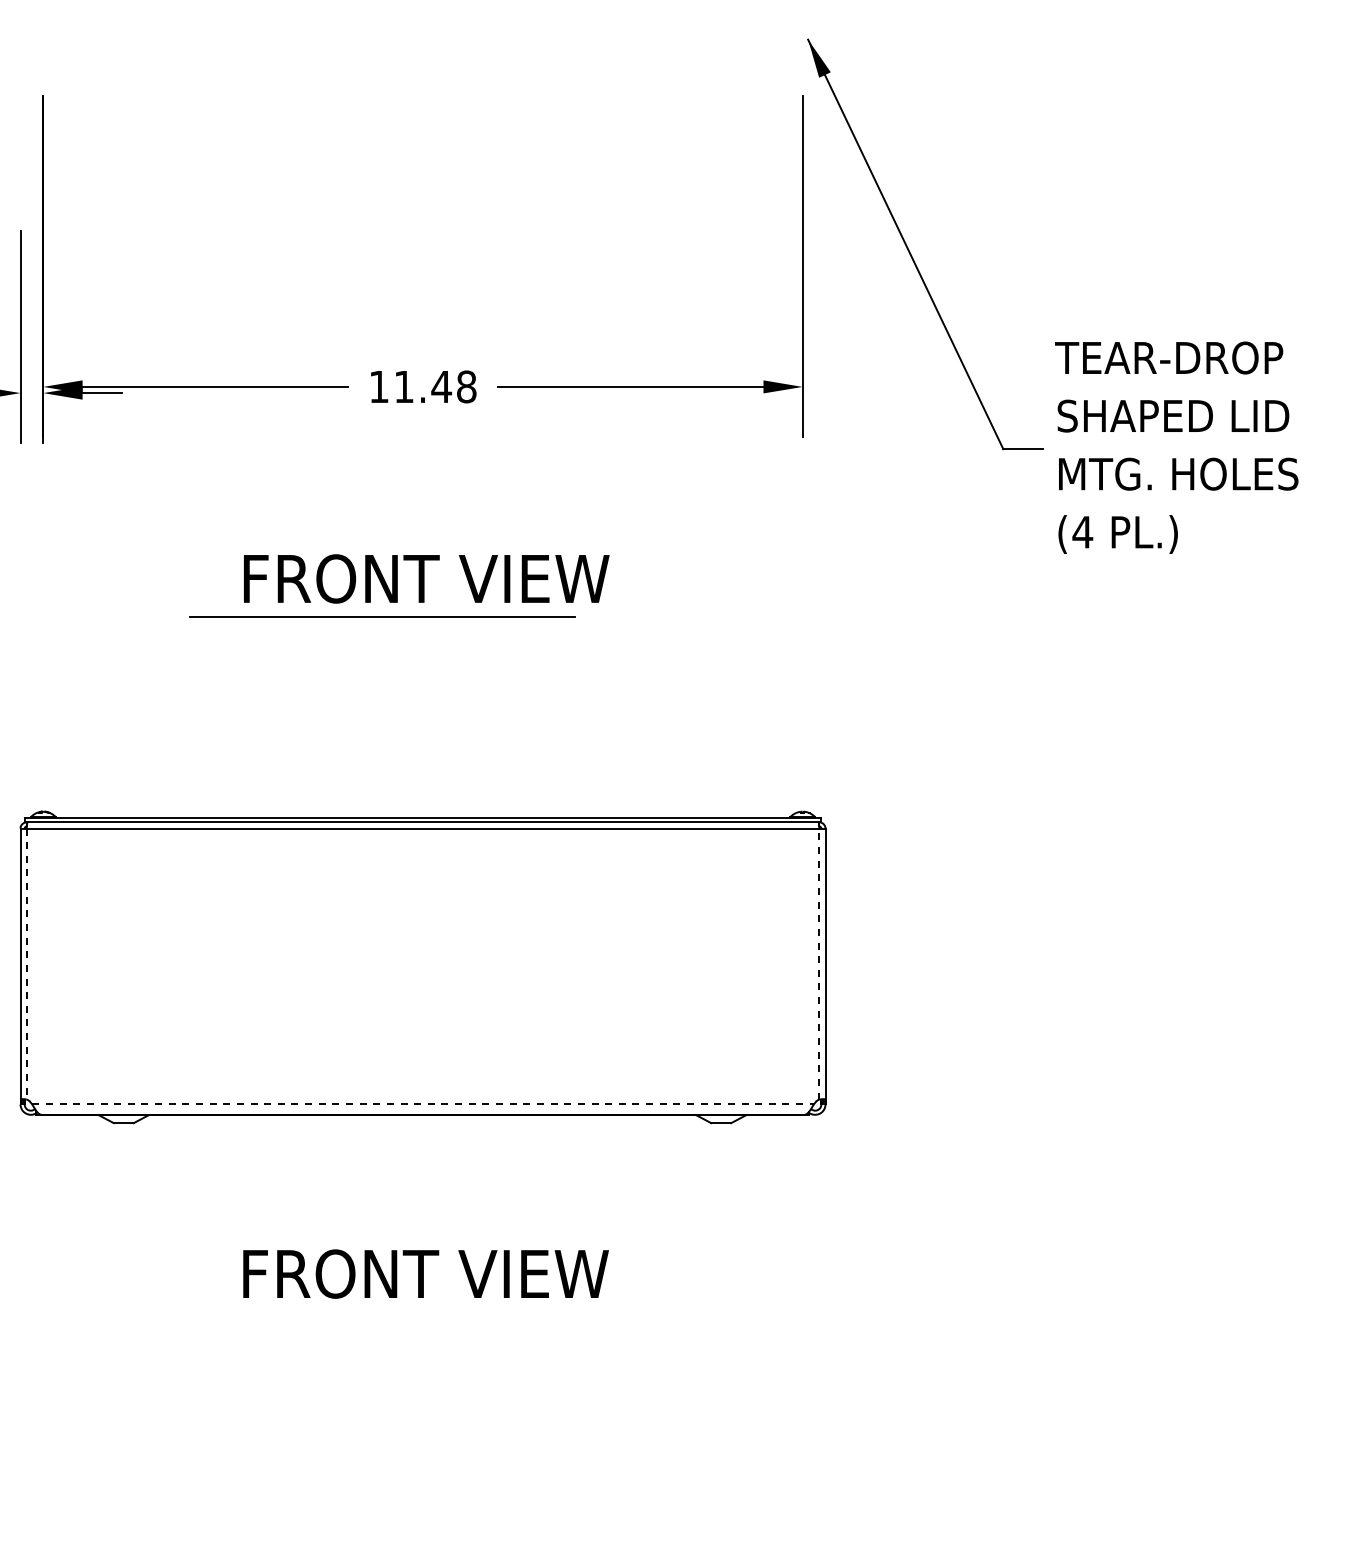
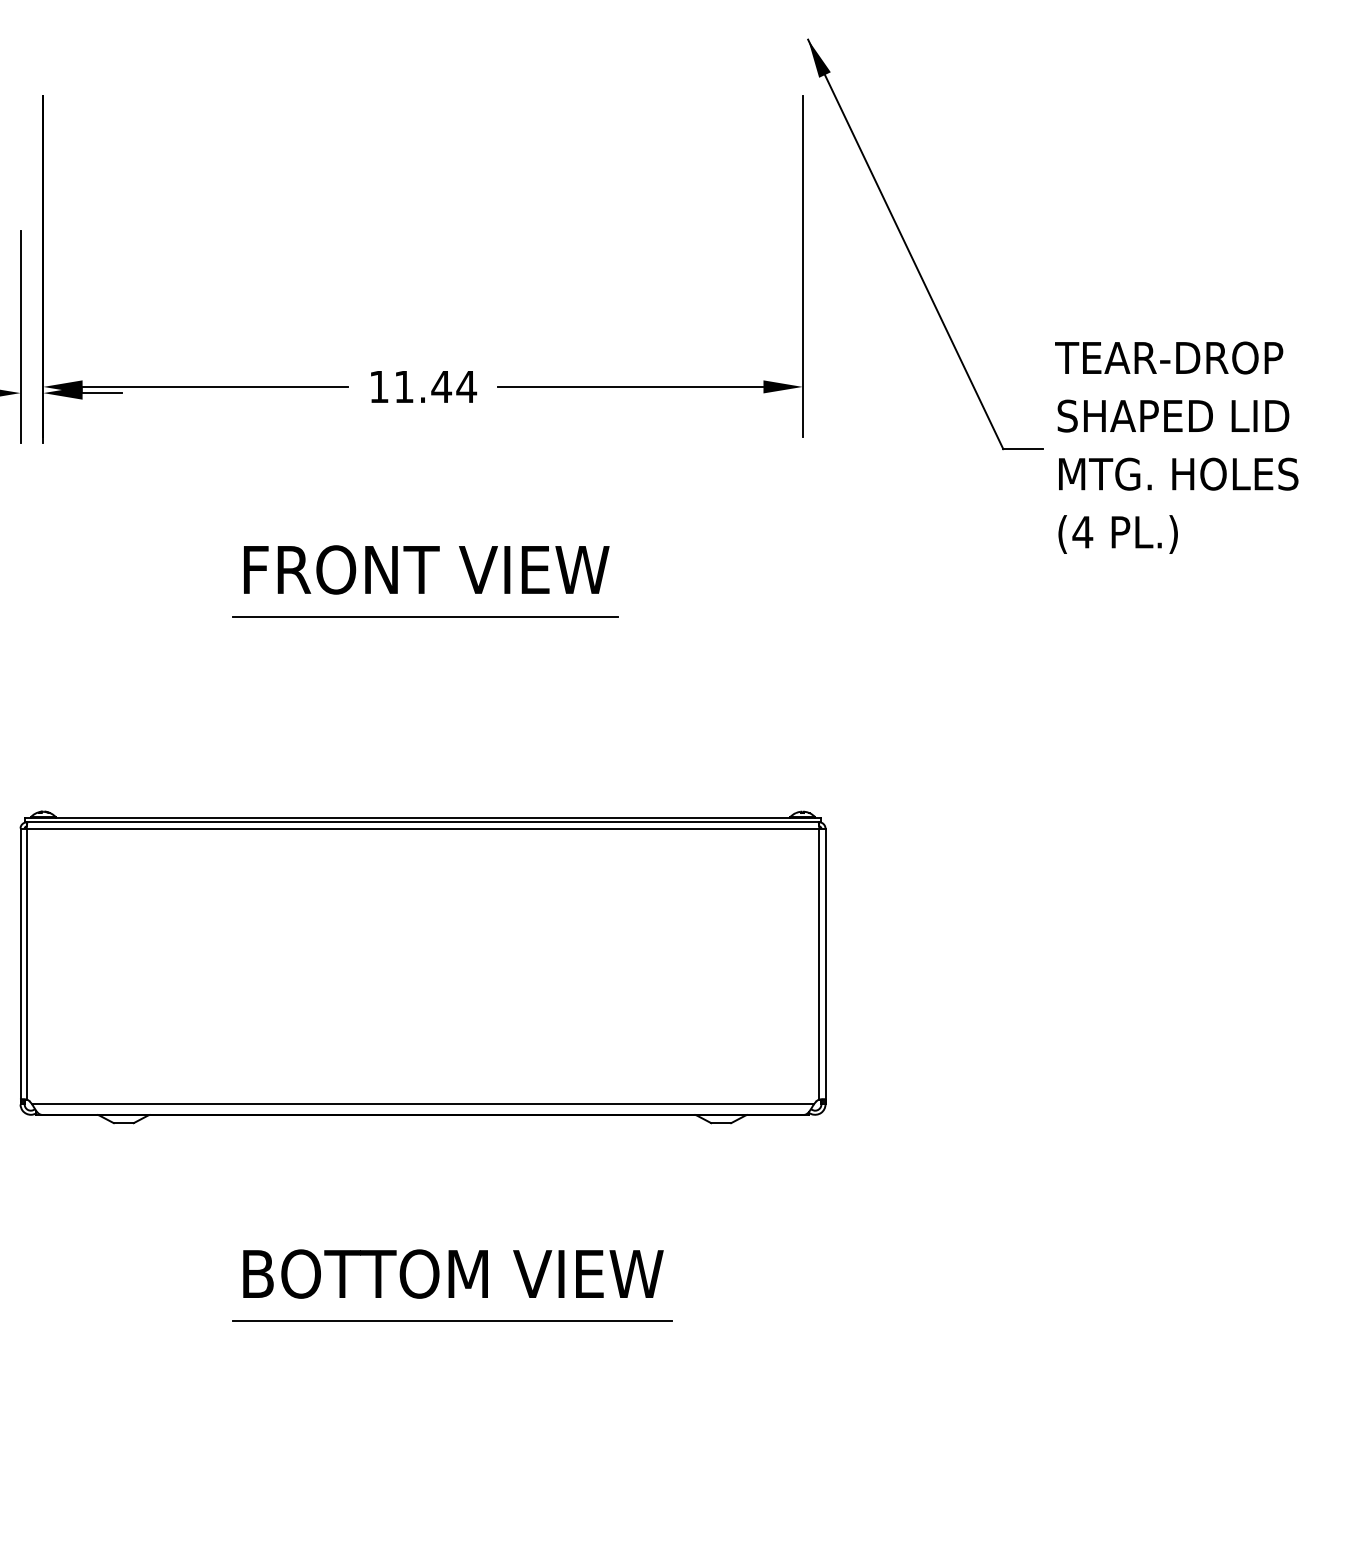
text: 11.48 -> 11.44 (466, 386)
text position: (426, 578) -> (426, 569) (426, 569)
line position: (382, 616) -> (425, 616) (425, 616)
line: dashed -> solid (819, 963)
line: dashed -> solid (26, 964)
line: dashed -> solid (423, 1104)
text: FRONT VIEW -> BOTTOM VIEW (456, 1273)
line: none -> present (452, 1321)
